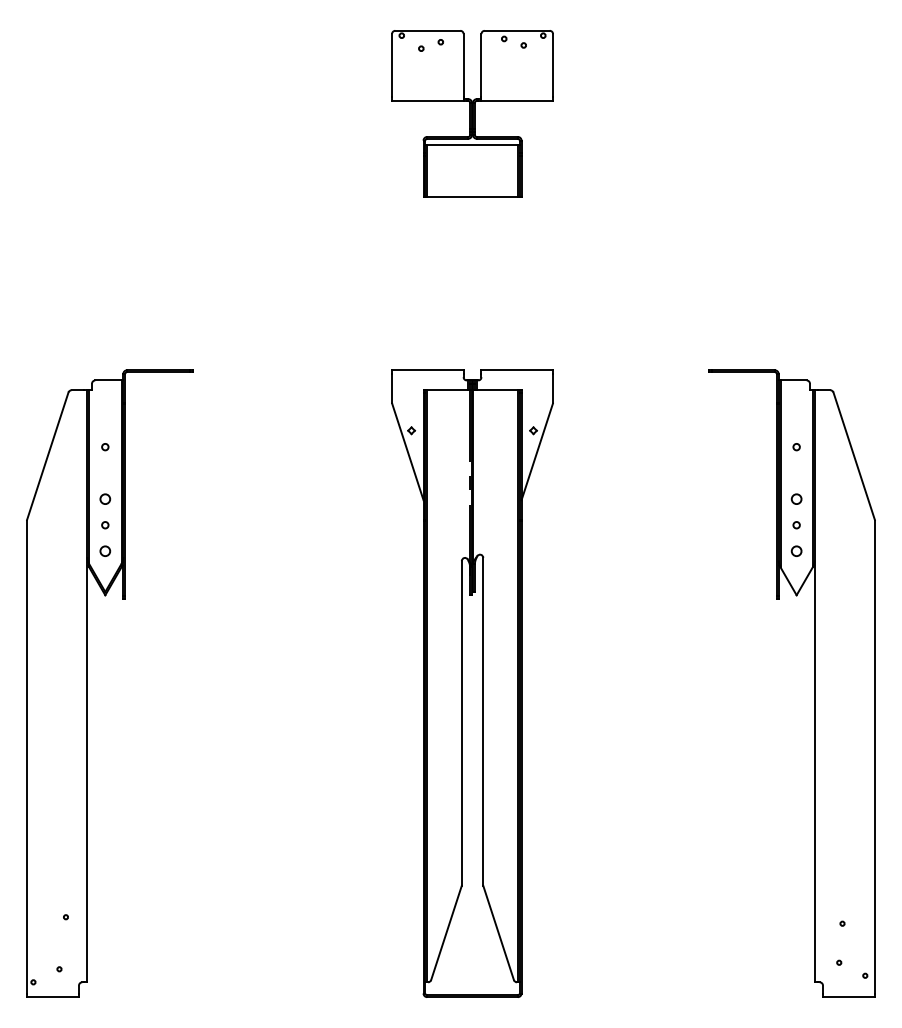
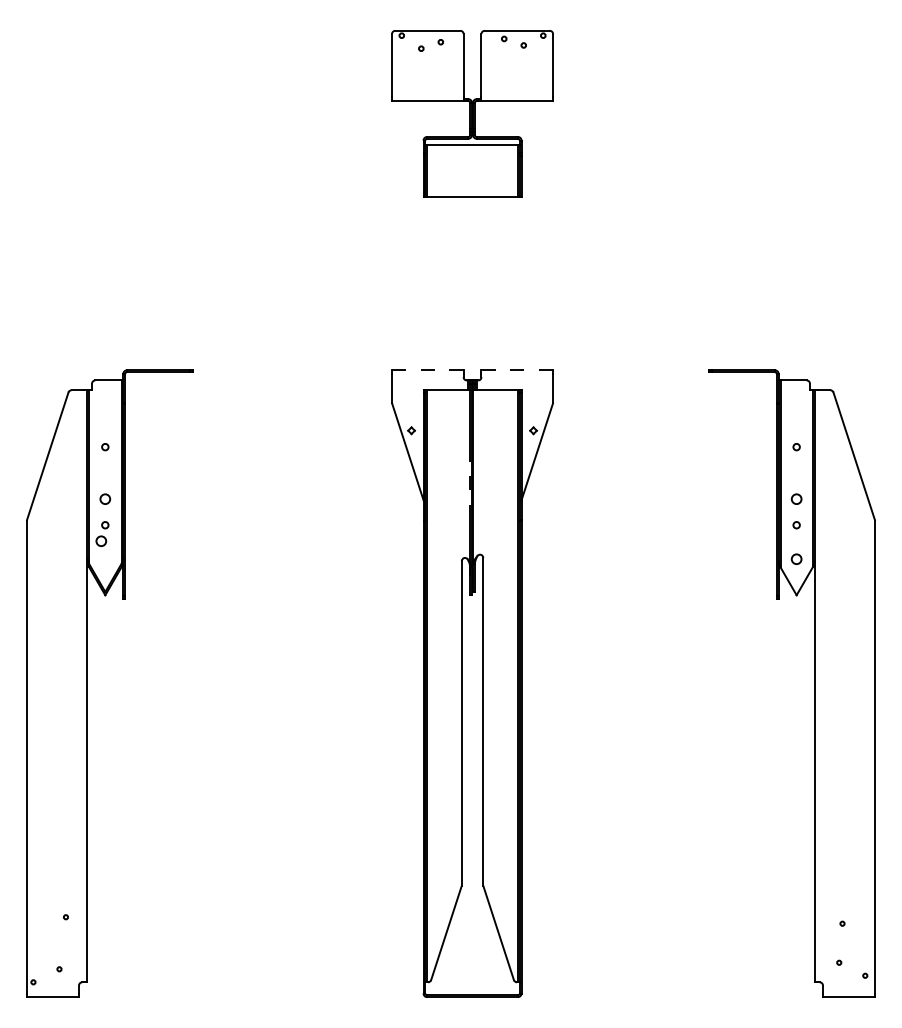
line: solid -> dashed (427, 370)
line: solid -> dashed (517, 370)
circle position: (105, 550) -> (101, 540) (101, 540)
circle position: (796, 550) -> (796, 558) (796, 558)
